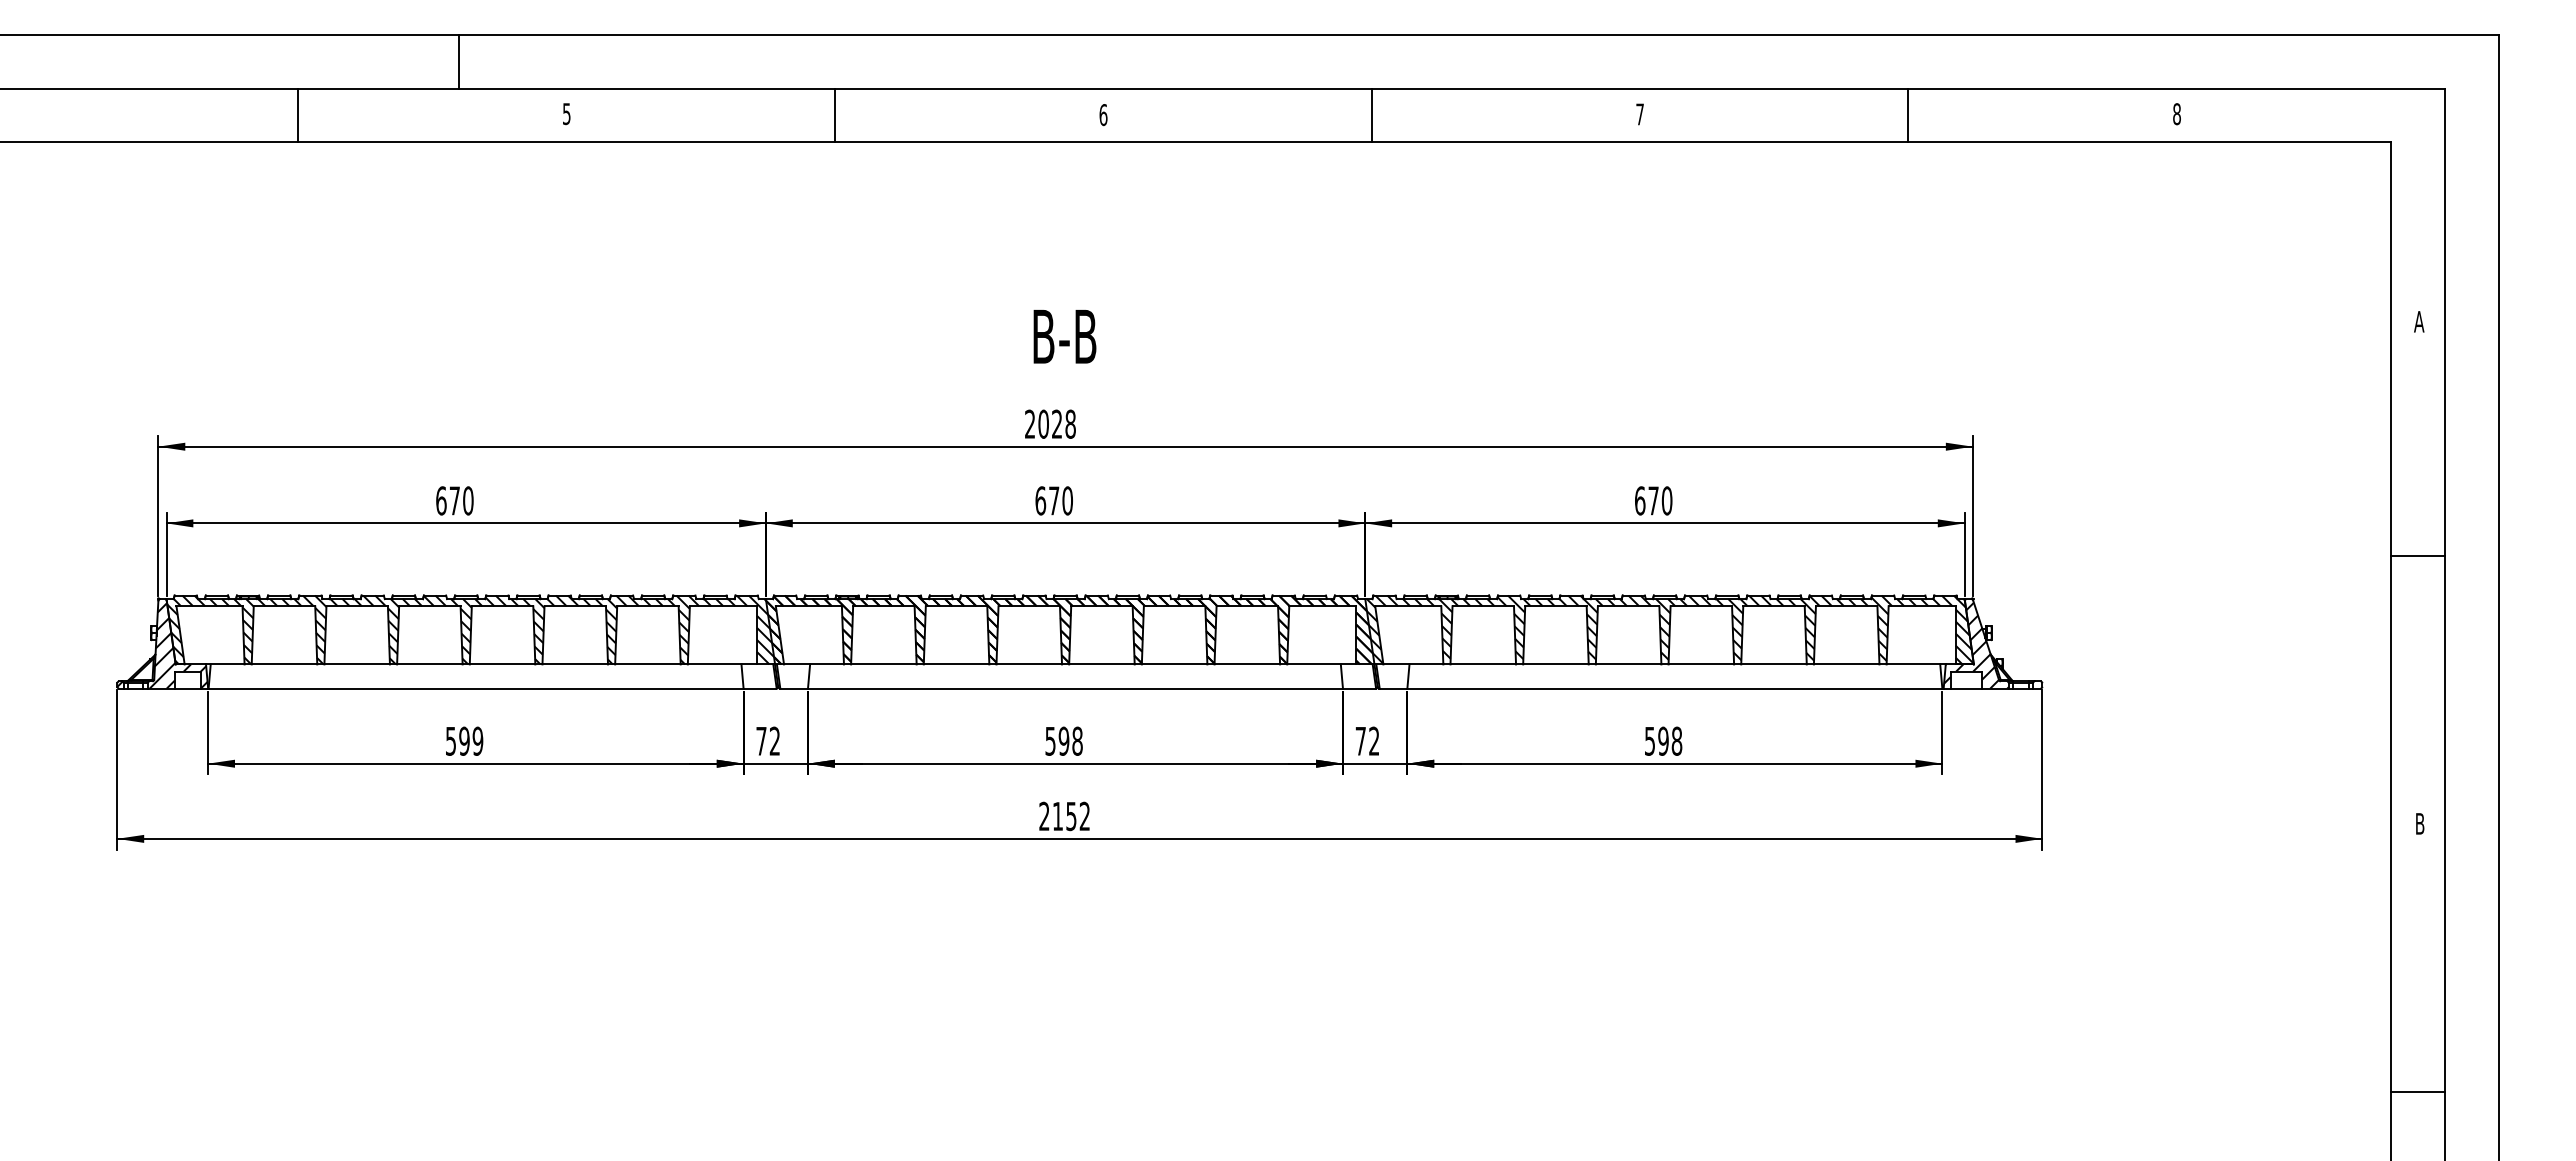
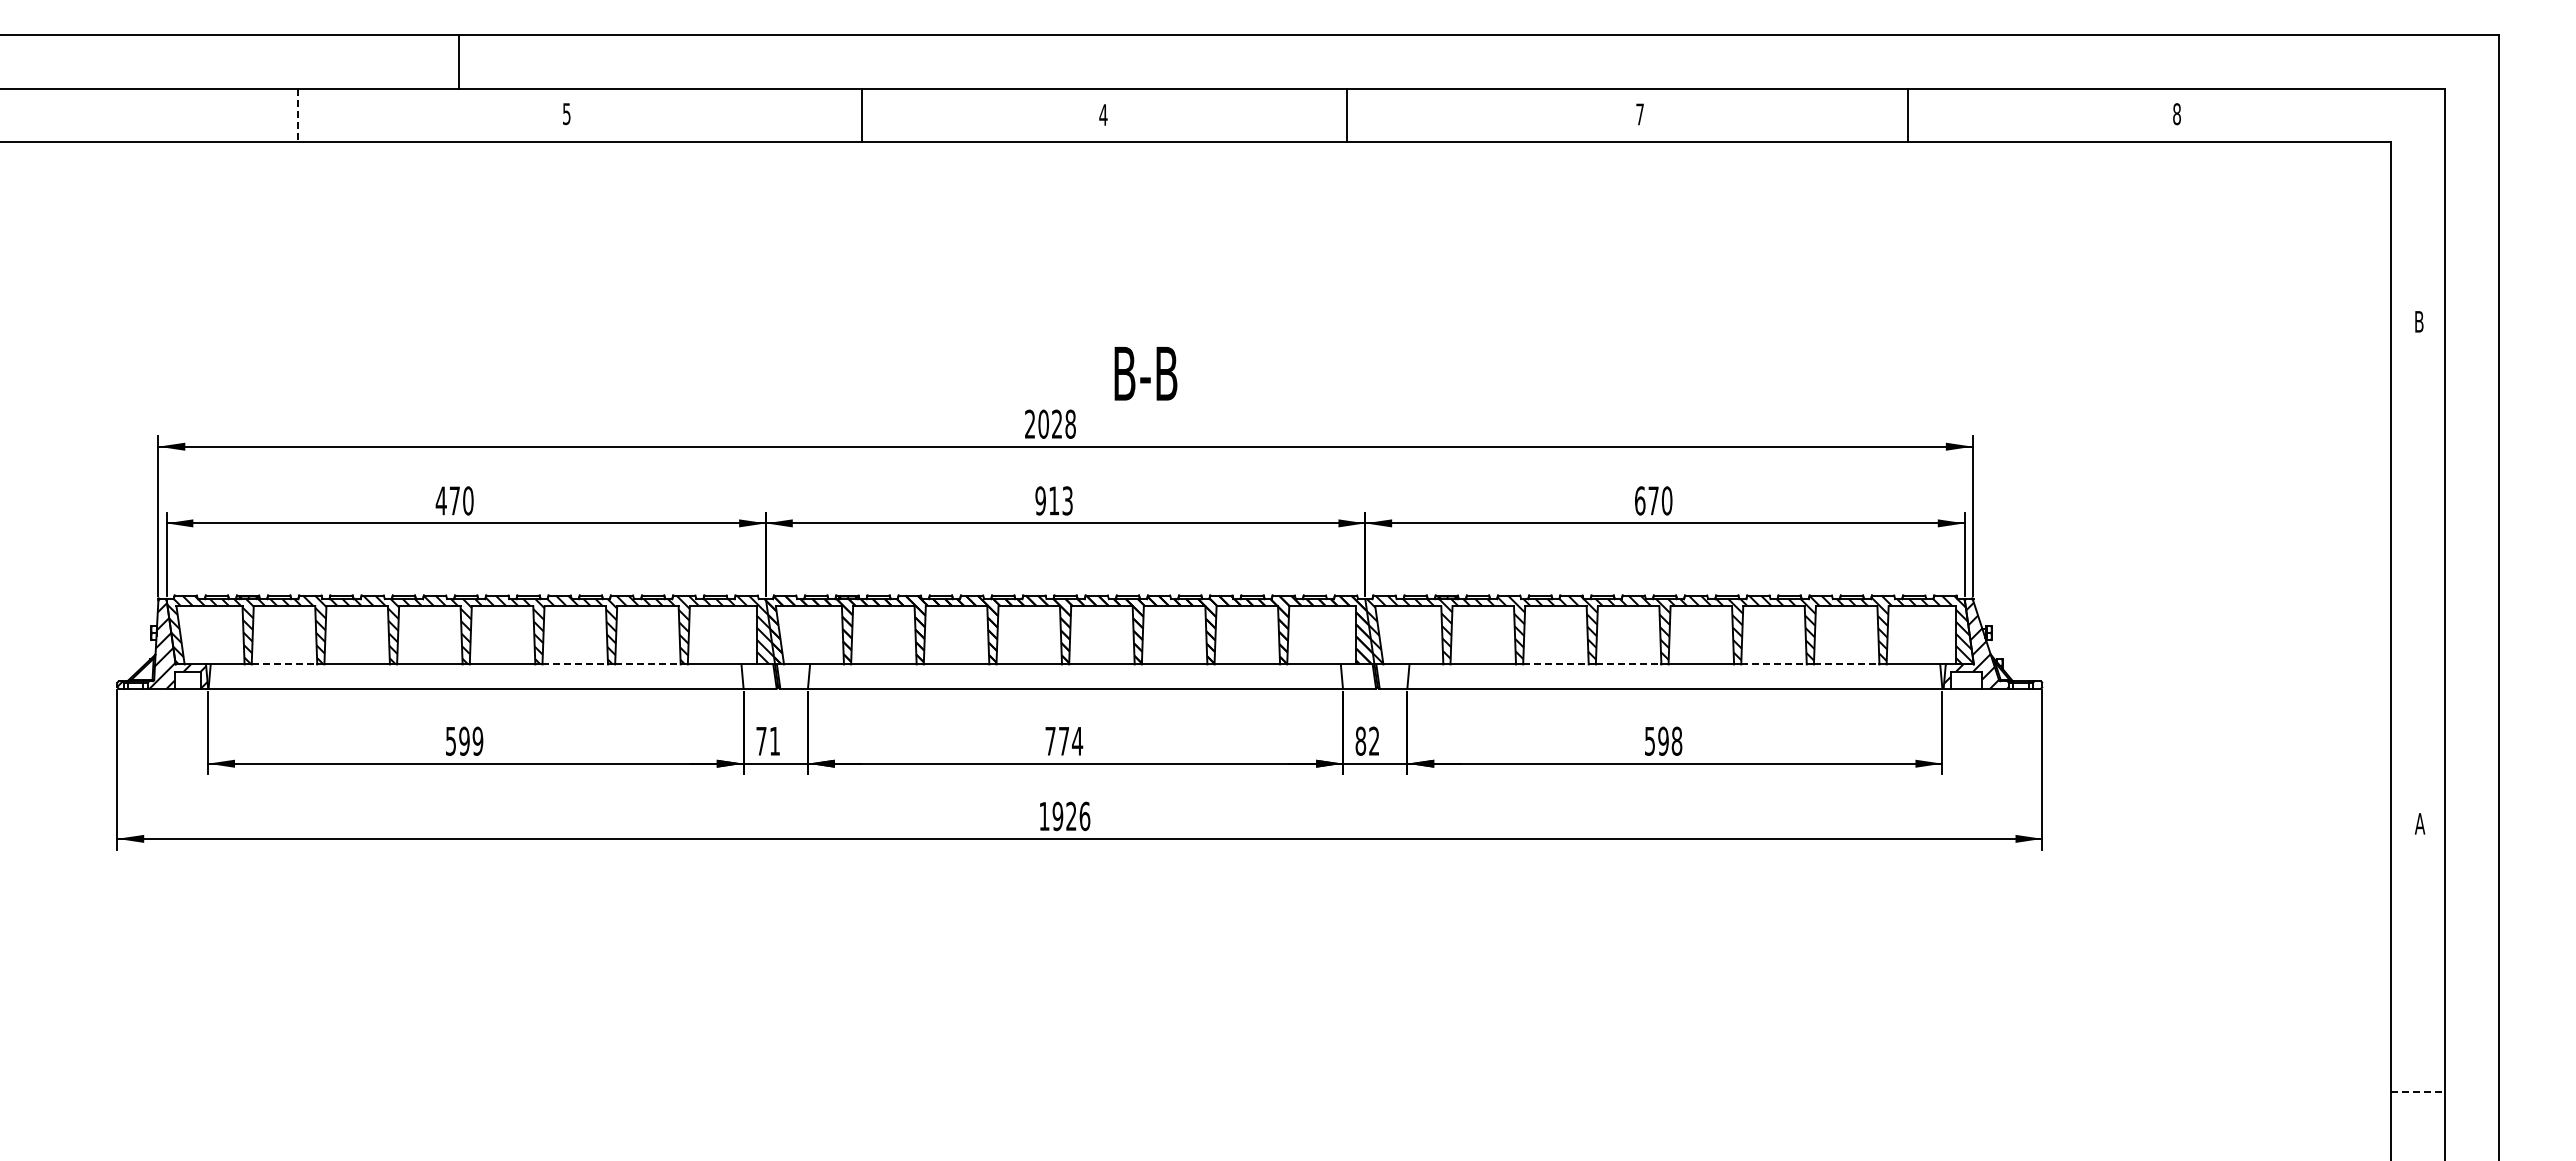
line: solid -> dashed (298, 115)
line position: (834, 115) -> (861, 115) (861, 115)
text: 6 -> 4 (1103, 115)
line position: (1371, 115) -> (1346, 115) (1346, 115)
text: A -> B (2419, 321)
text position: (1064, 336) -> (1145, 373) (1145, 373)
text: 670 -> 470 (440, 500)
text: 670 -> 913 (1053, 500)
line: present -> none (2418, 555)
line: solid -> dashed (284, 664)
line: solid -> dashed (575, 664)
line: solid -> dashed (647, 664)
line: solid -> dashed (1555, 664)
line: solid -> dashed (1628, 664)
line: solid -> dashed (1774, 664)
line: solid -> dashed (1846, 664)
text: 72 -> 71 (774, 740)
text: 598 -> 774 (1064, 740)
text: 72 -> 82 (1360, 740)
text: 2152 -> 1926 (1064, 816)
text: B -> A (2419, 823)
line: solid -> dashed (2418, 1092)
